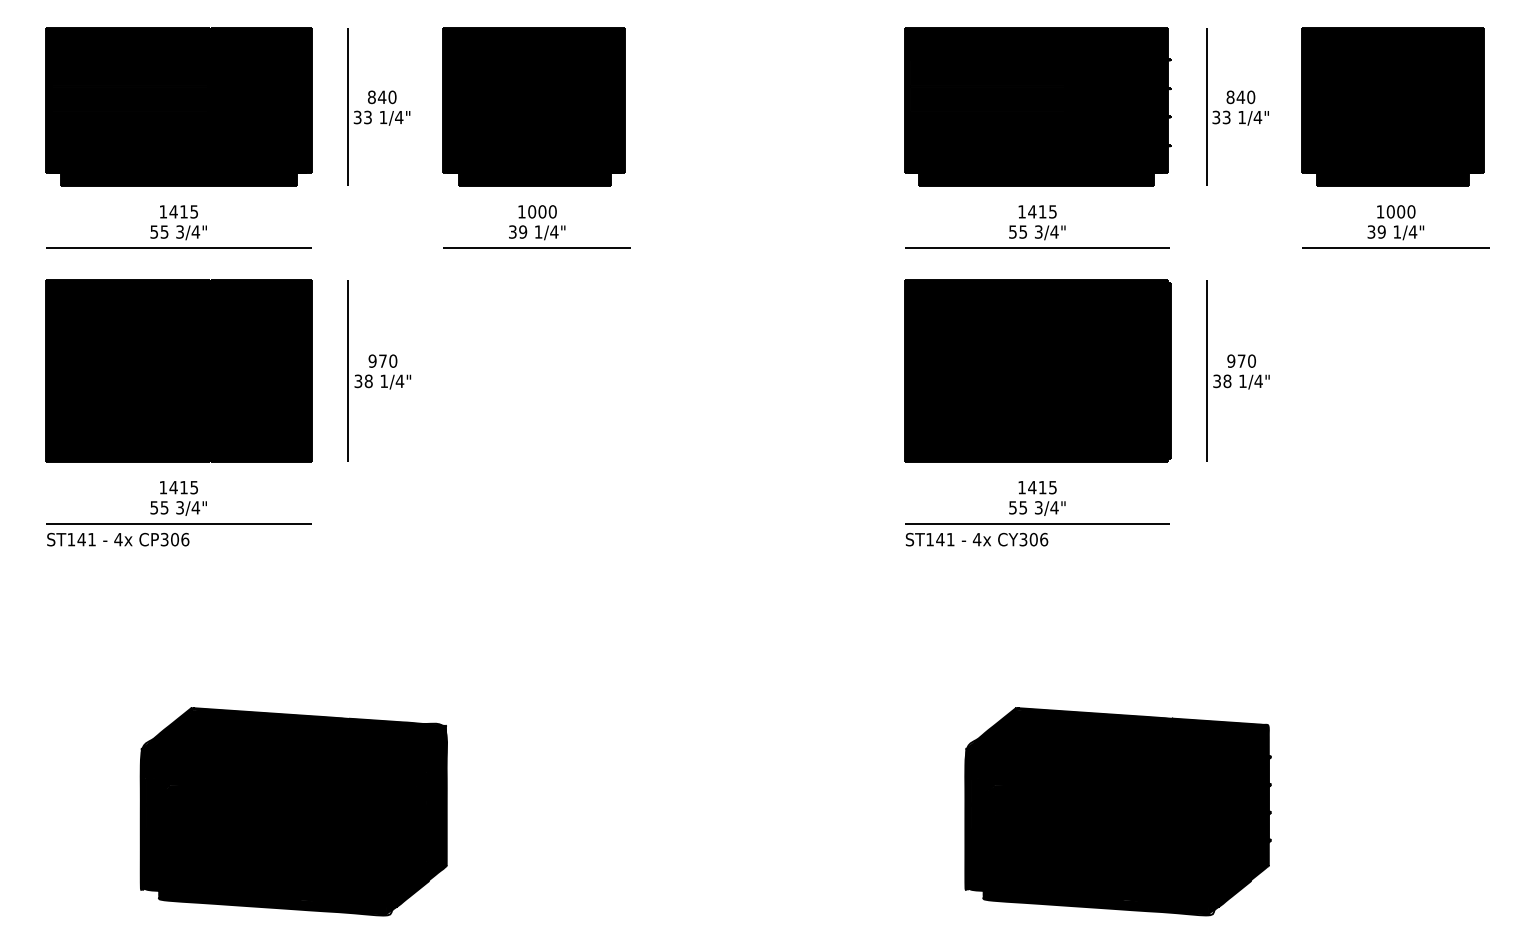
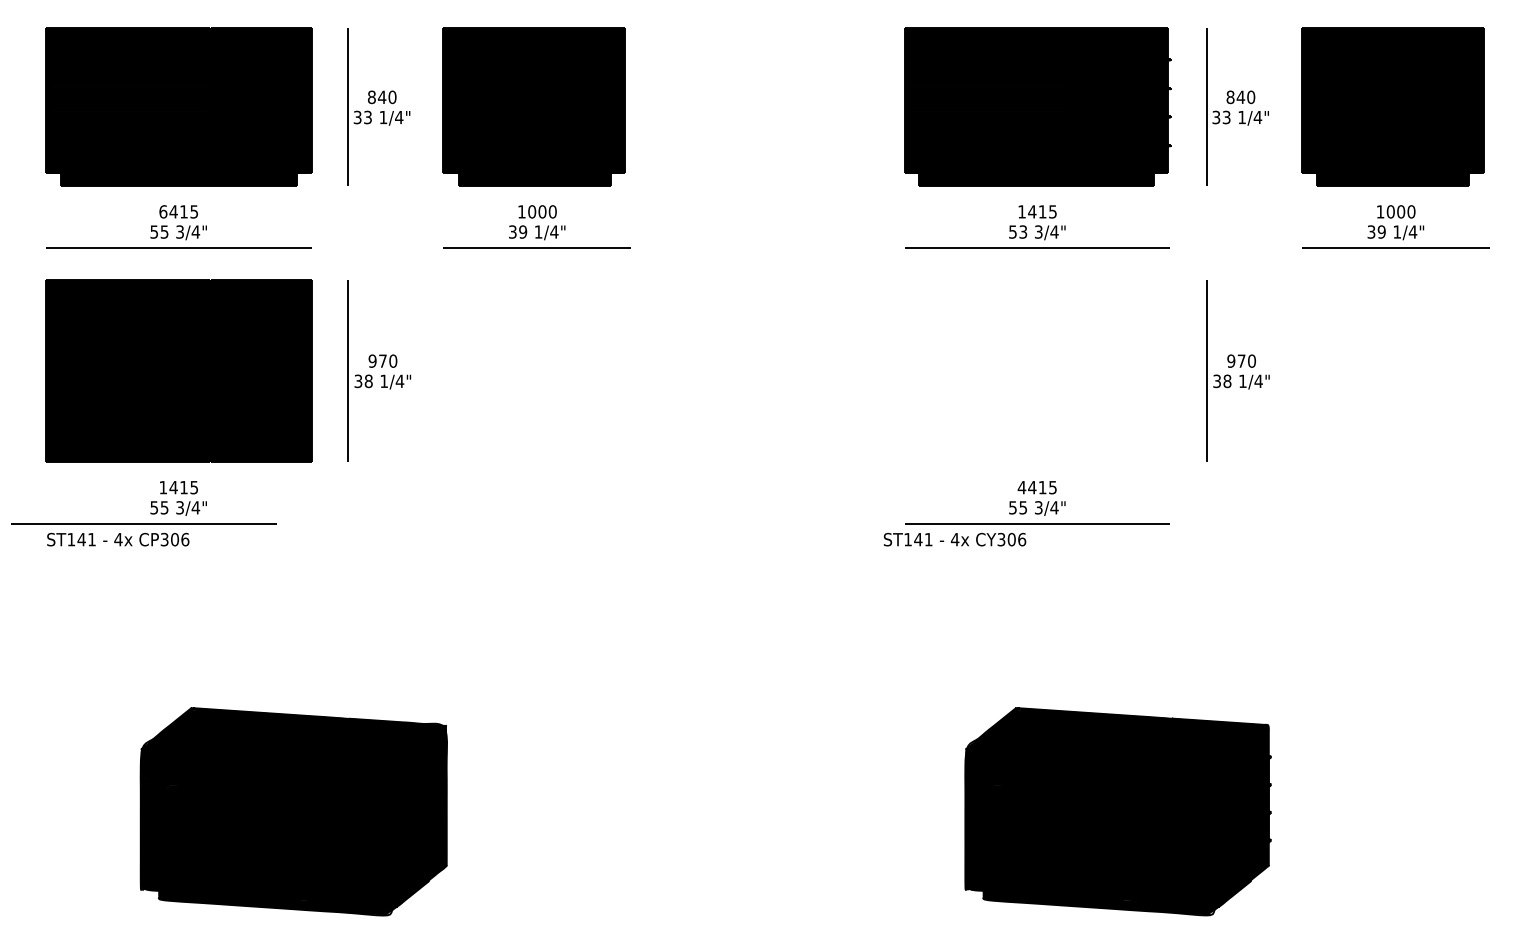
text: 1415 -> 6415 (163, 211)
text: 55 -> 53 (1023, 231)
part: present -> none (1037, 370)
text: 1415 -> 4415 (1021, 487)
line position: (178, 523) -> (143, 523) (143, 523)
text position: (976, 539) -> (954, 539) (954, 539)
